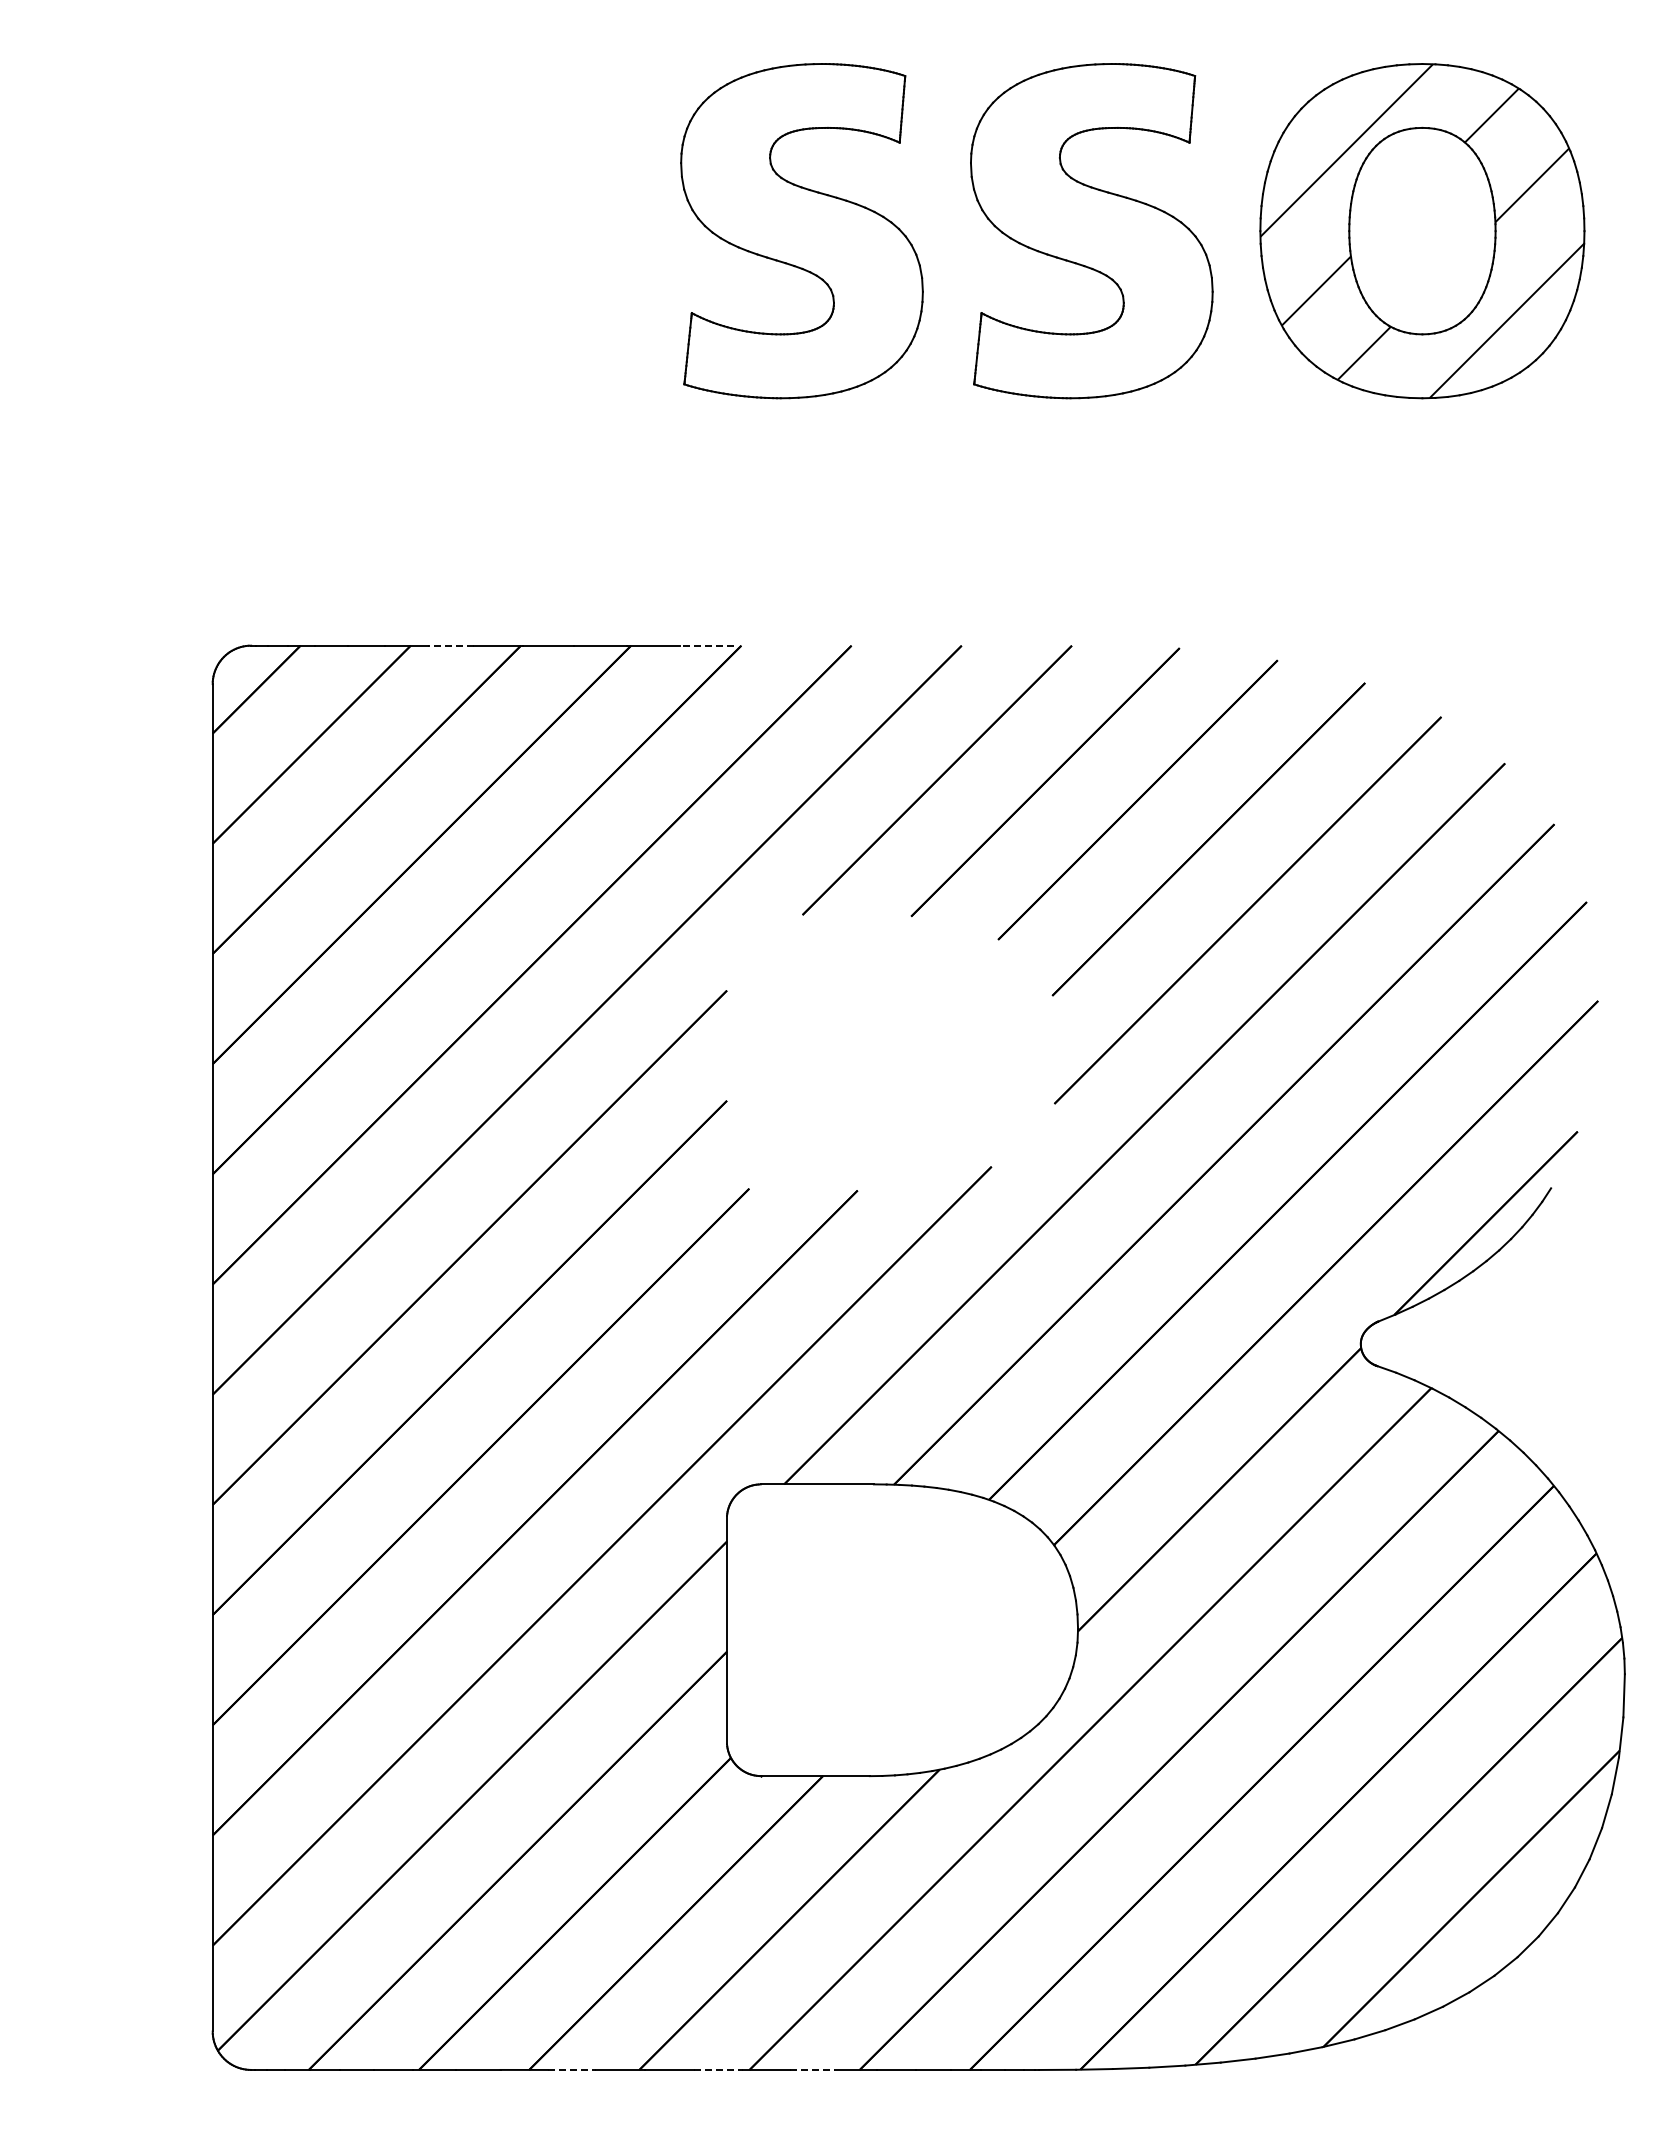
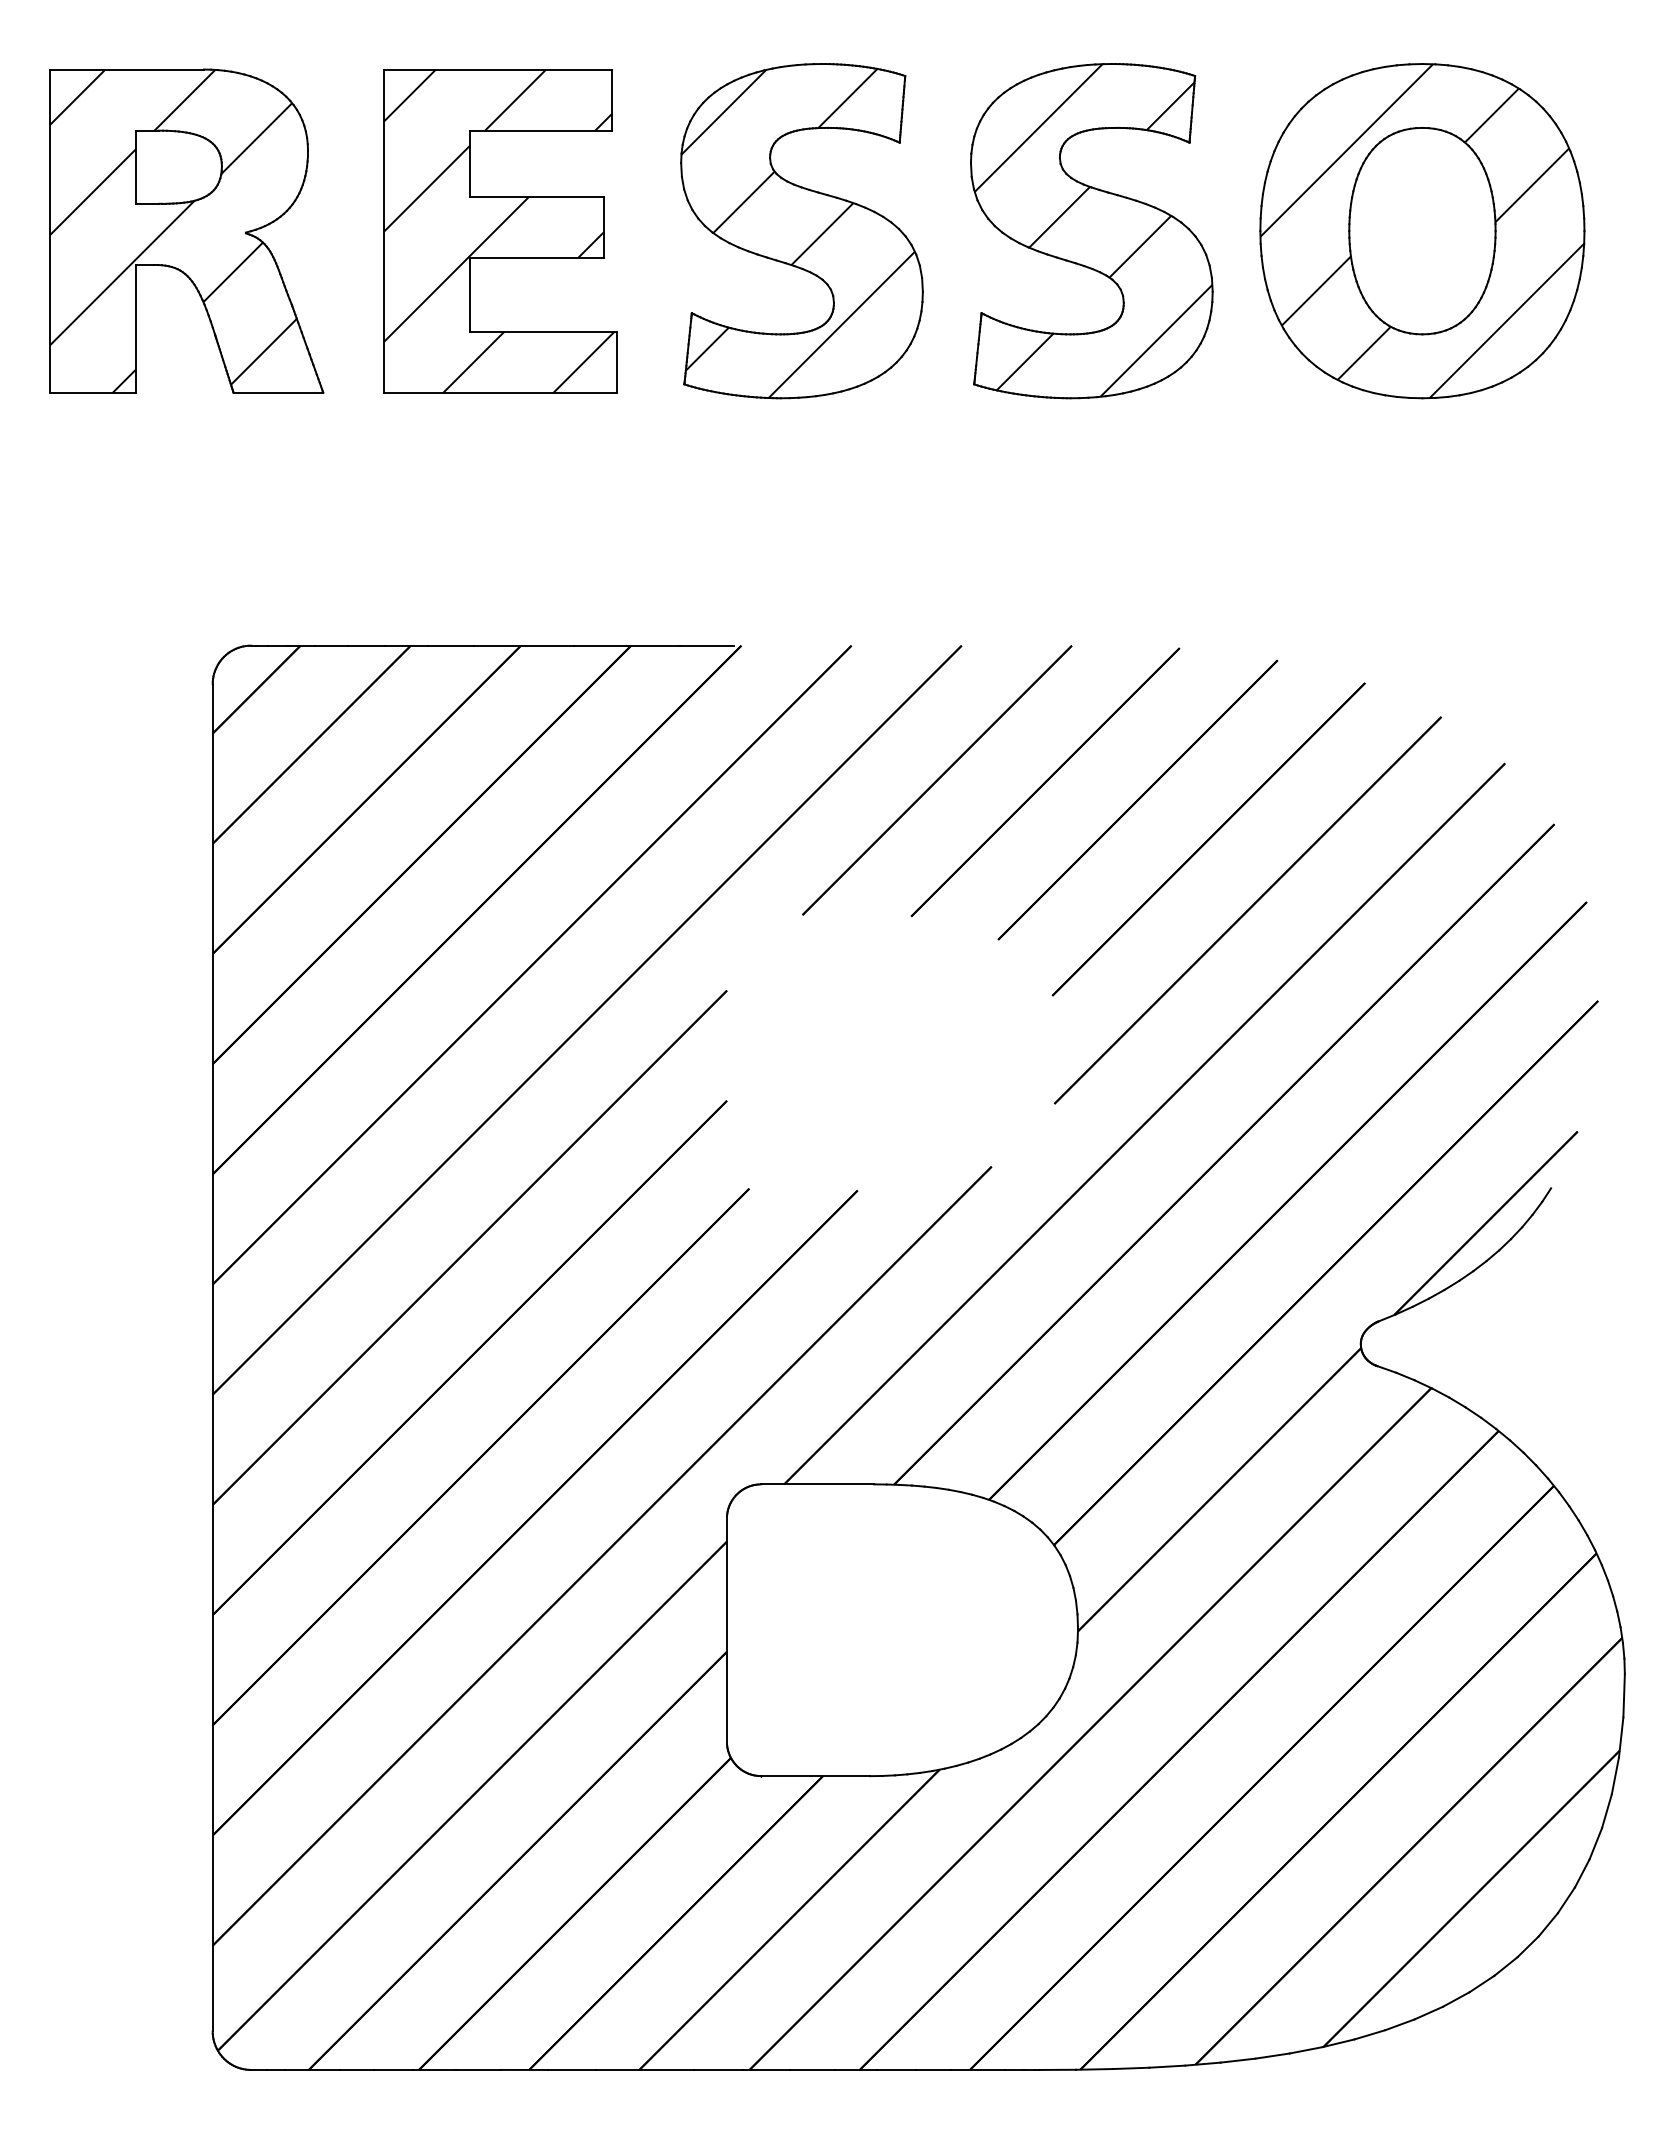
part: none -> present (186, 230)
hatch: none -> present (1093, 230)
part: none -> present (500, 231)
hatch: none -> present (797, 233)
line: dashed -> solid (450, 645)
line: dashed -> solid (706, 645)
line: dashed -> solid (572, 2069)
line: dashed -> solid (719, 2069)
line: dashed -> solid (812, 2069)
